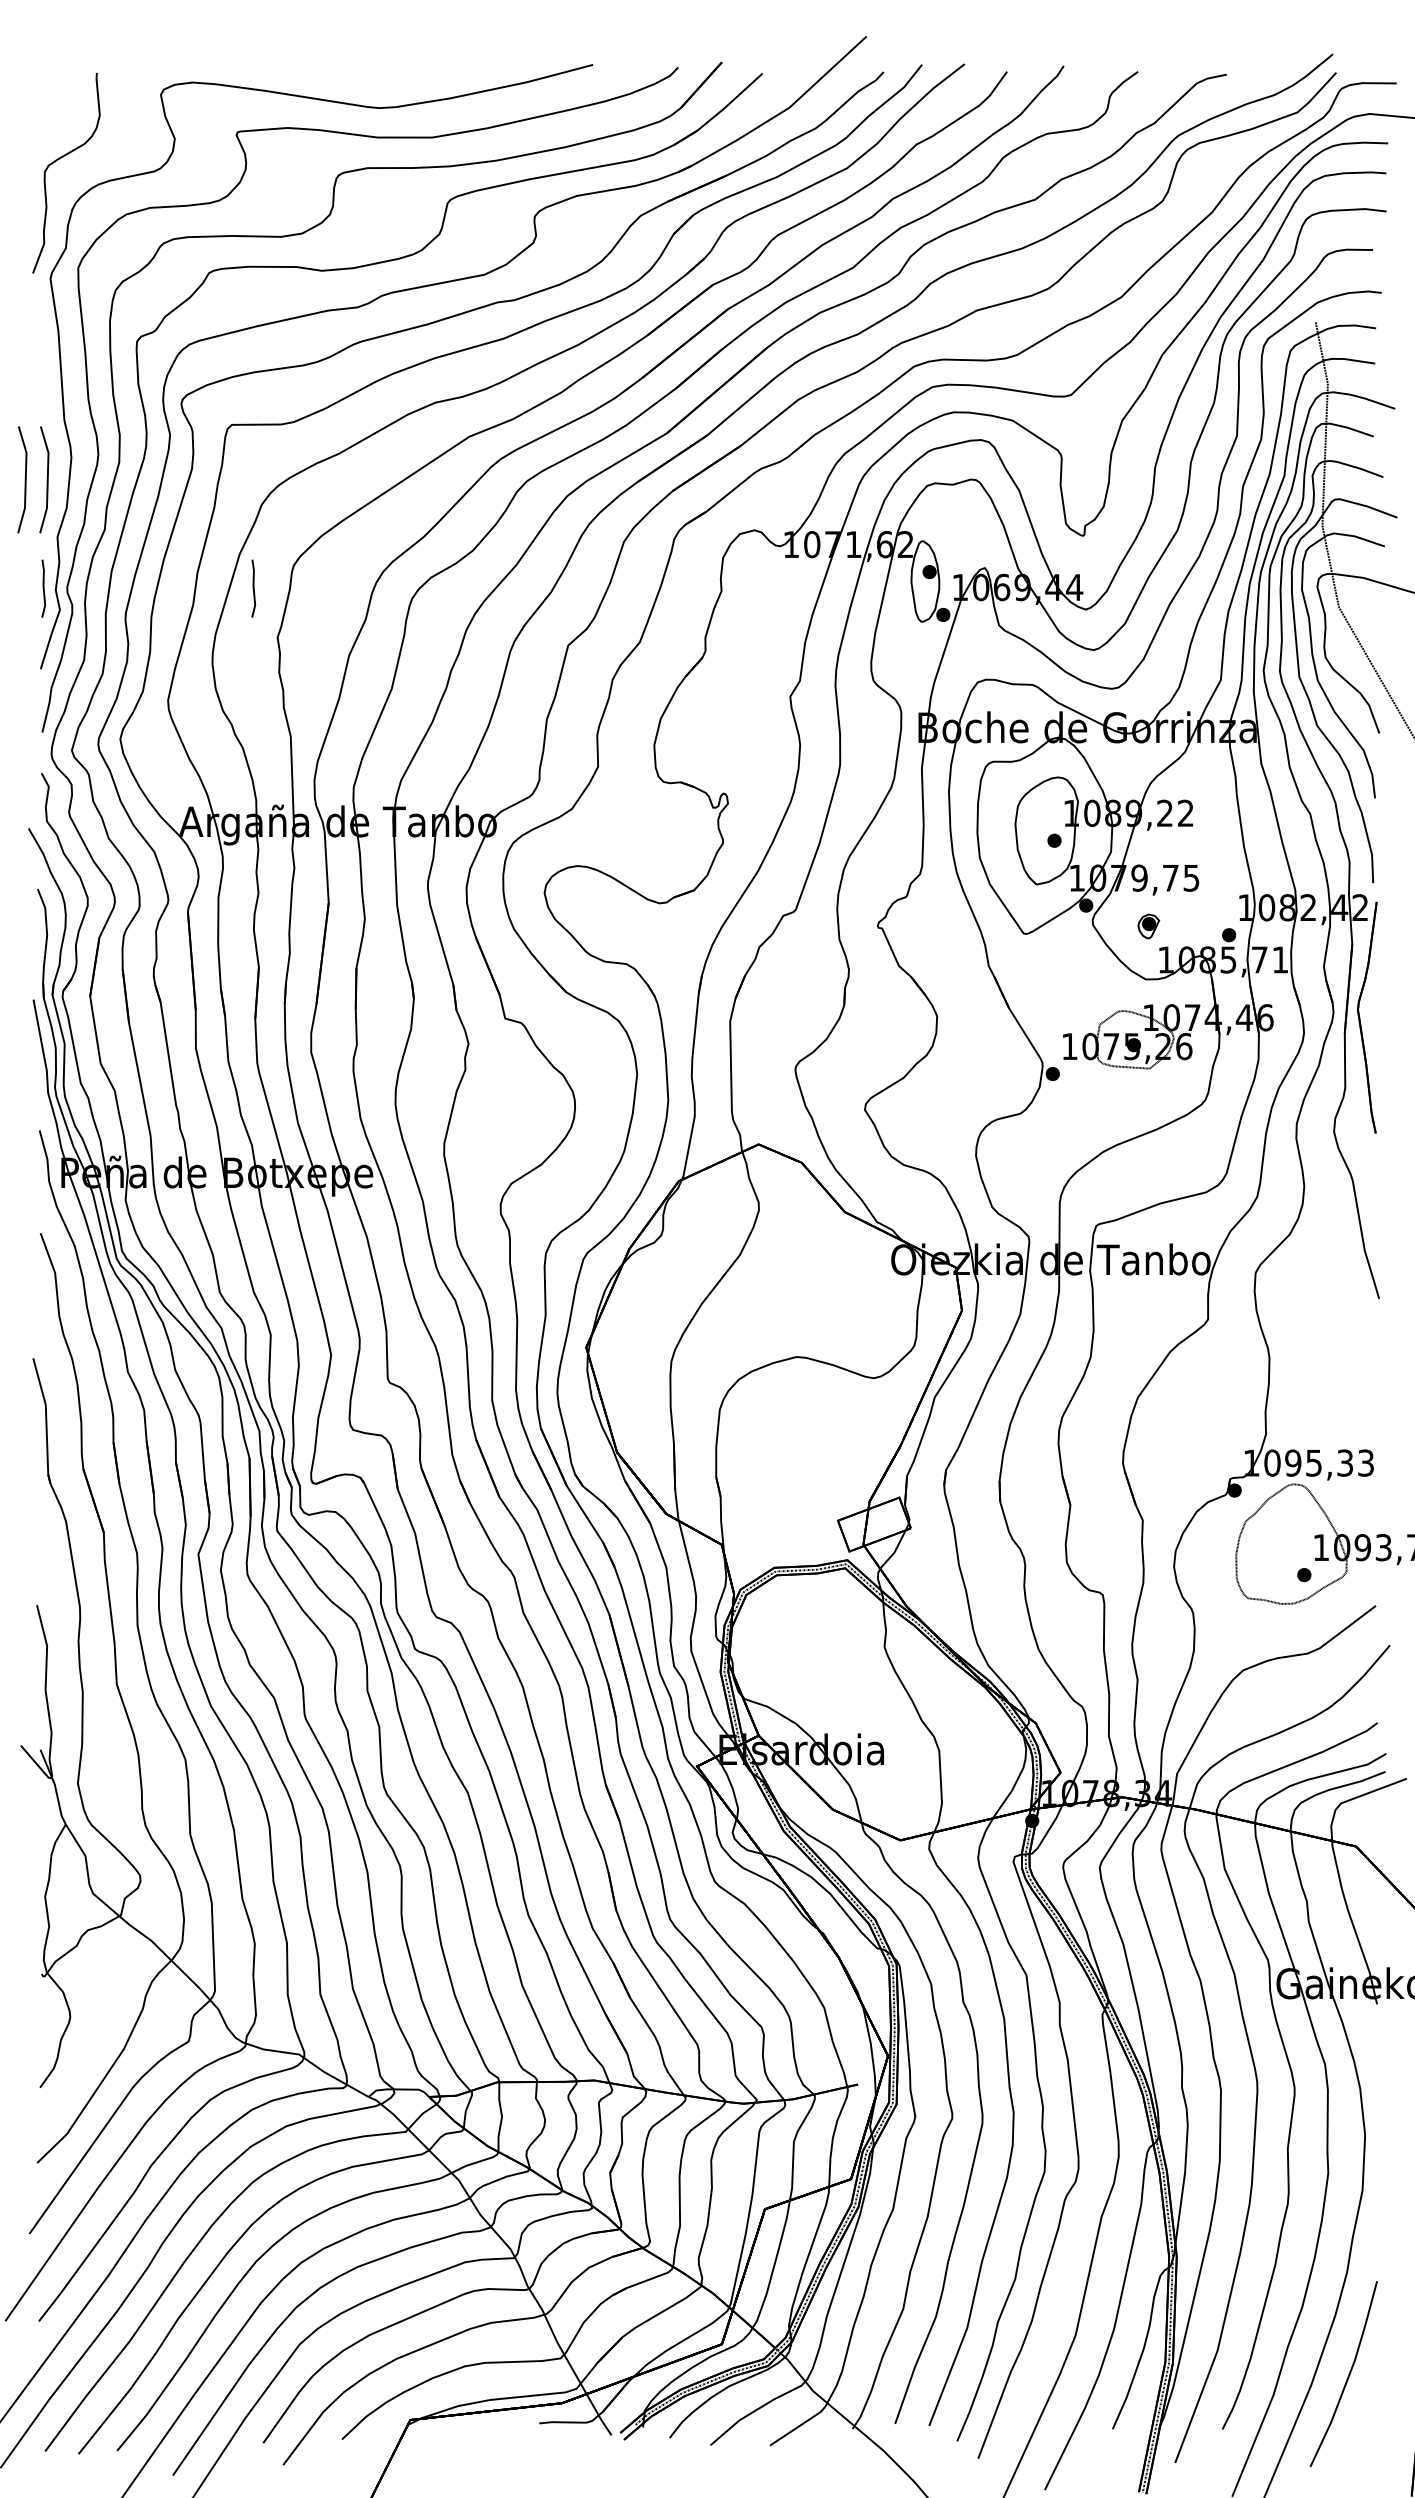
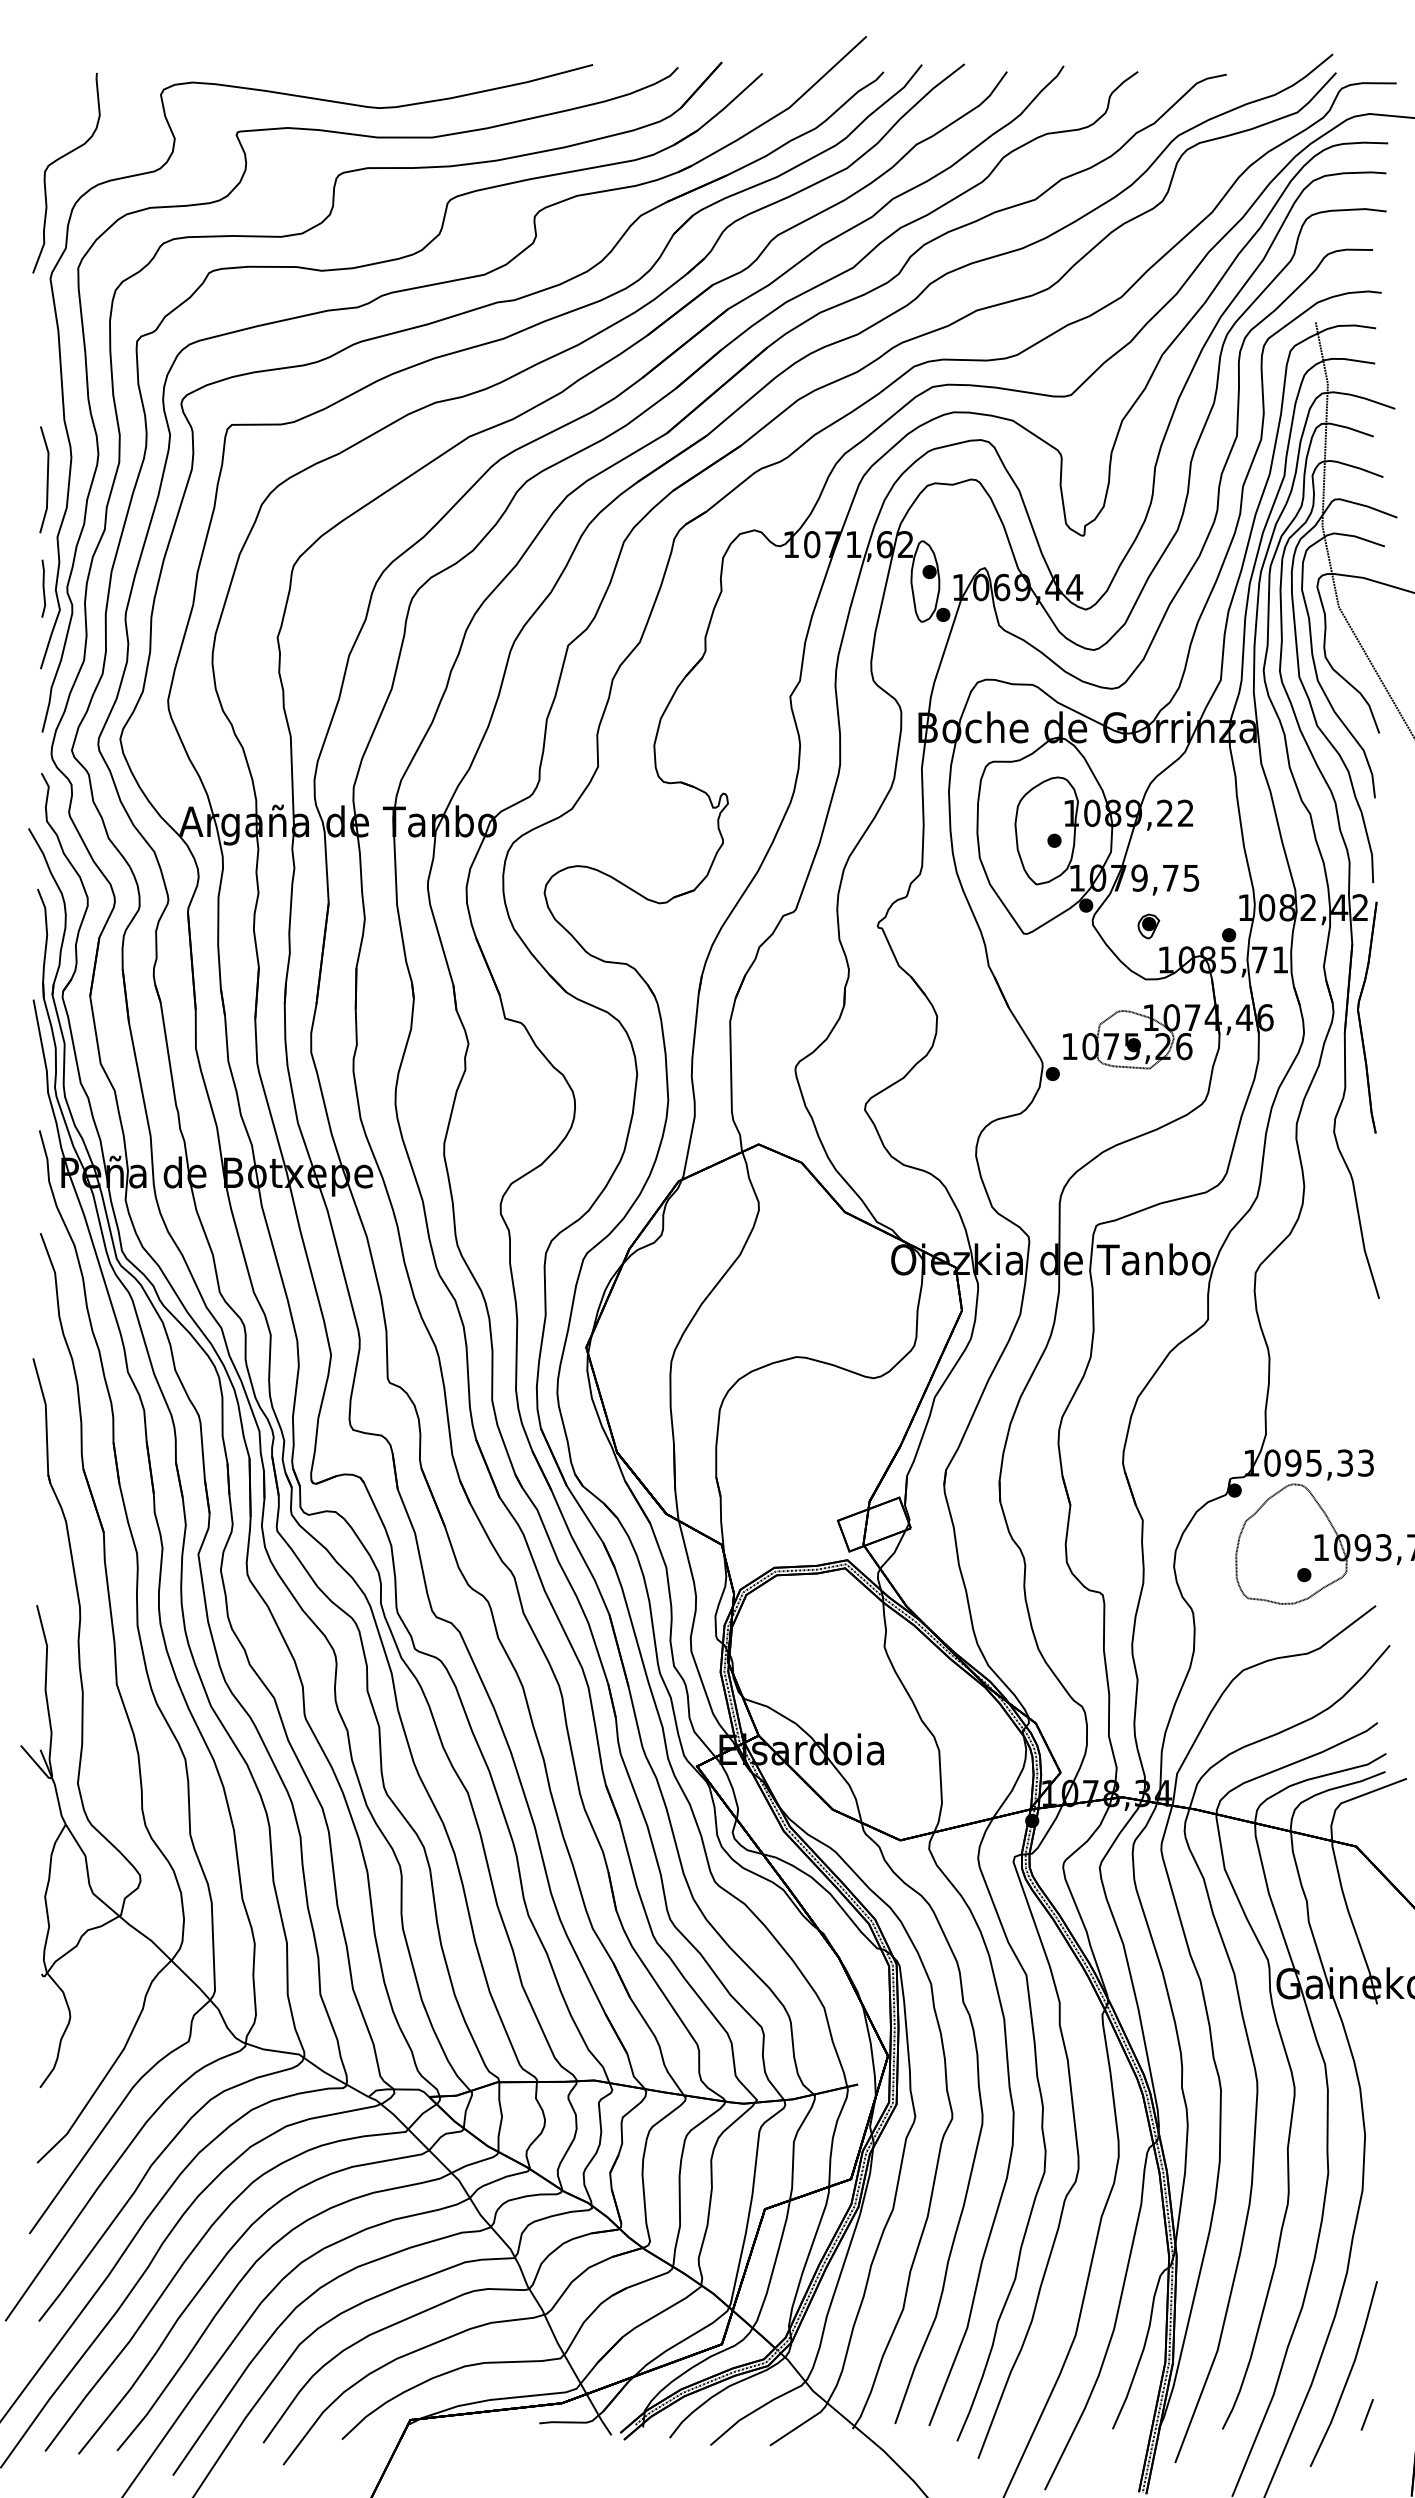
line: present -> none (24, 479)
line: present -> none (253, 588)
line: none -> present (1366, 2414)
